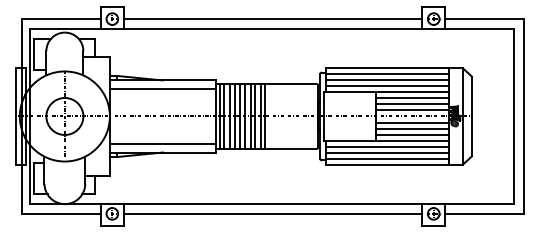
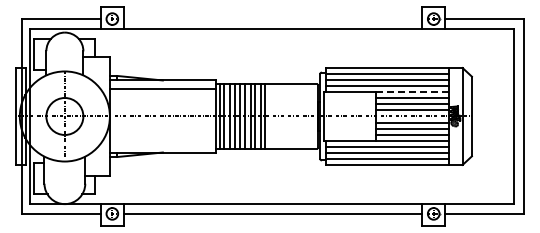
line: present -> none (273, 19)
line: solid -> dashed (412, 92)
line: present -> none (162, 143)
